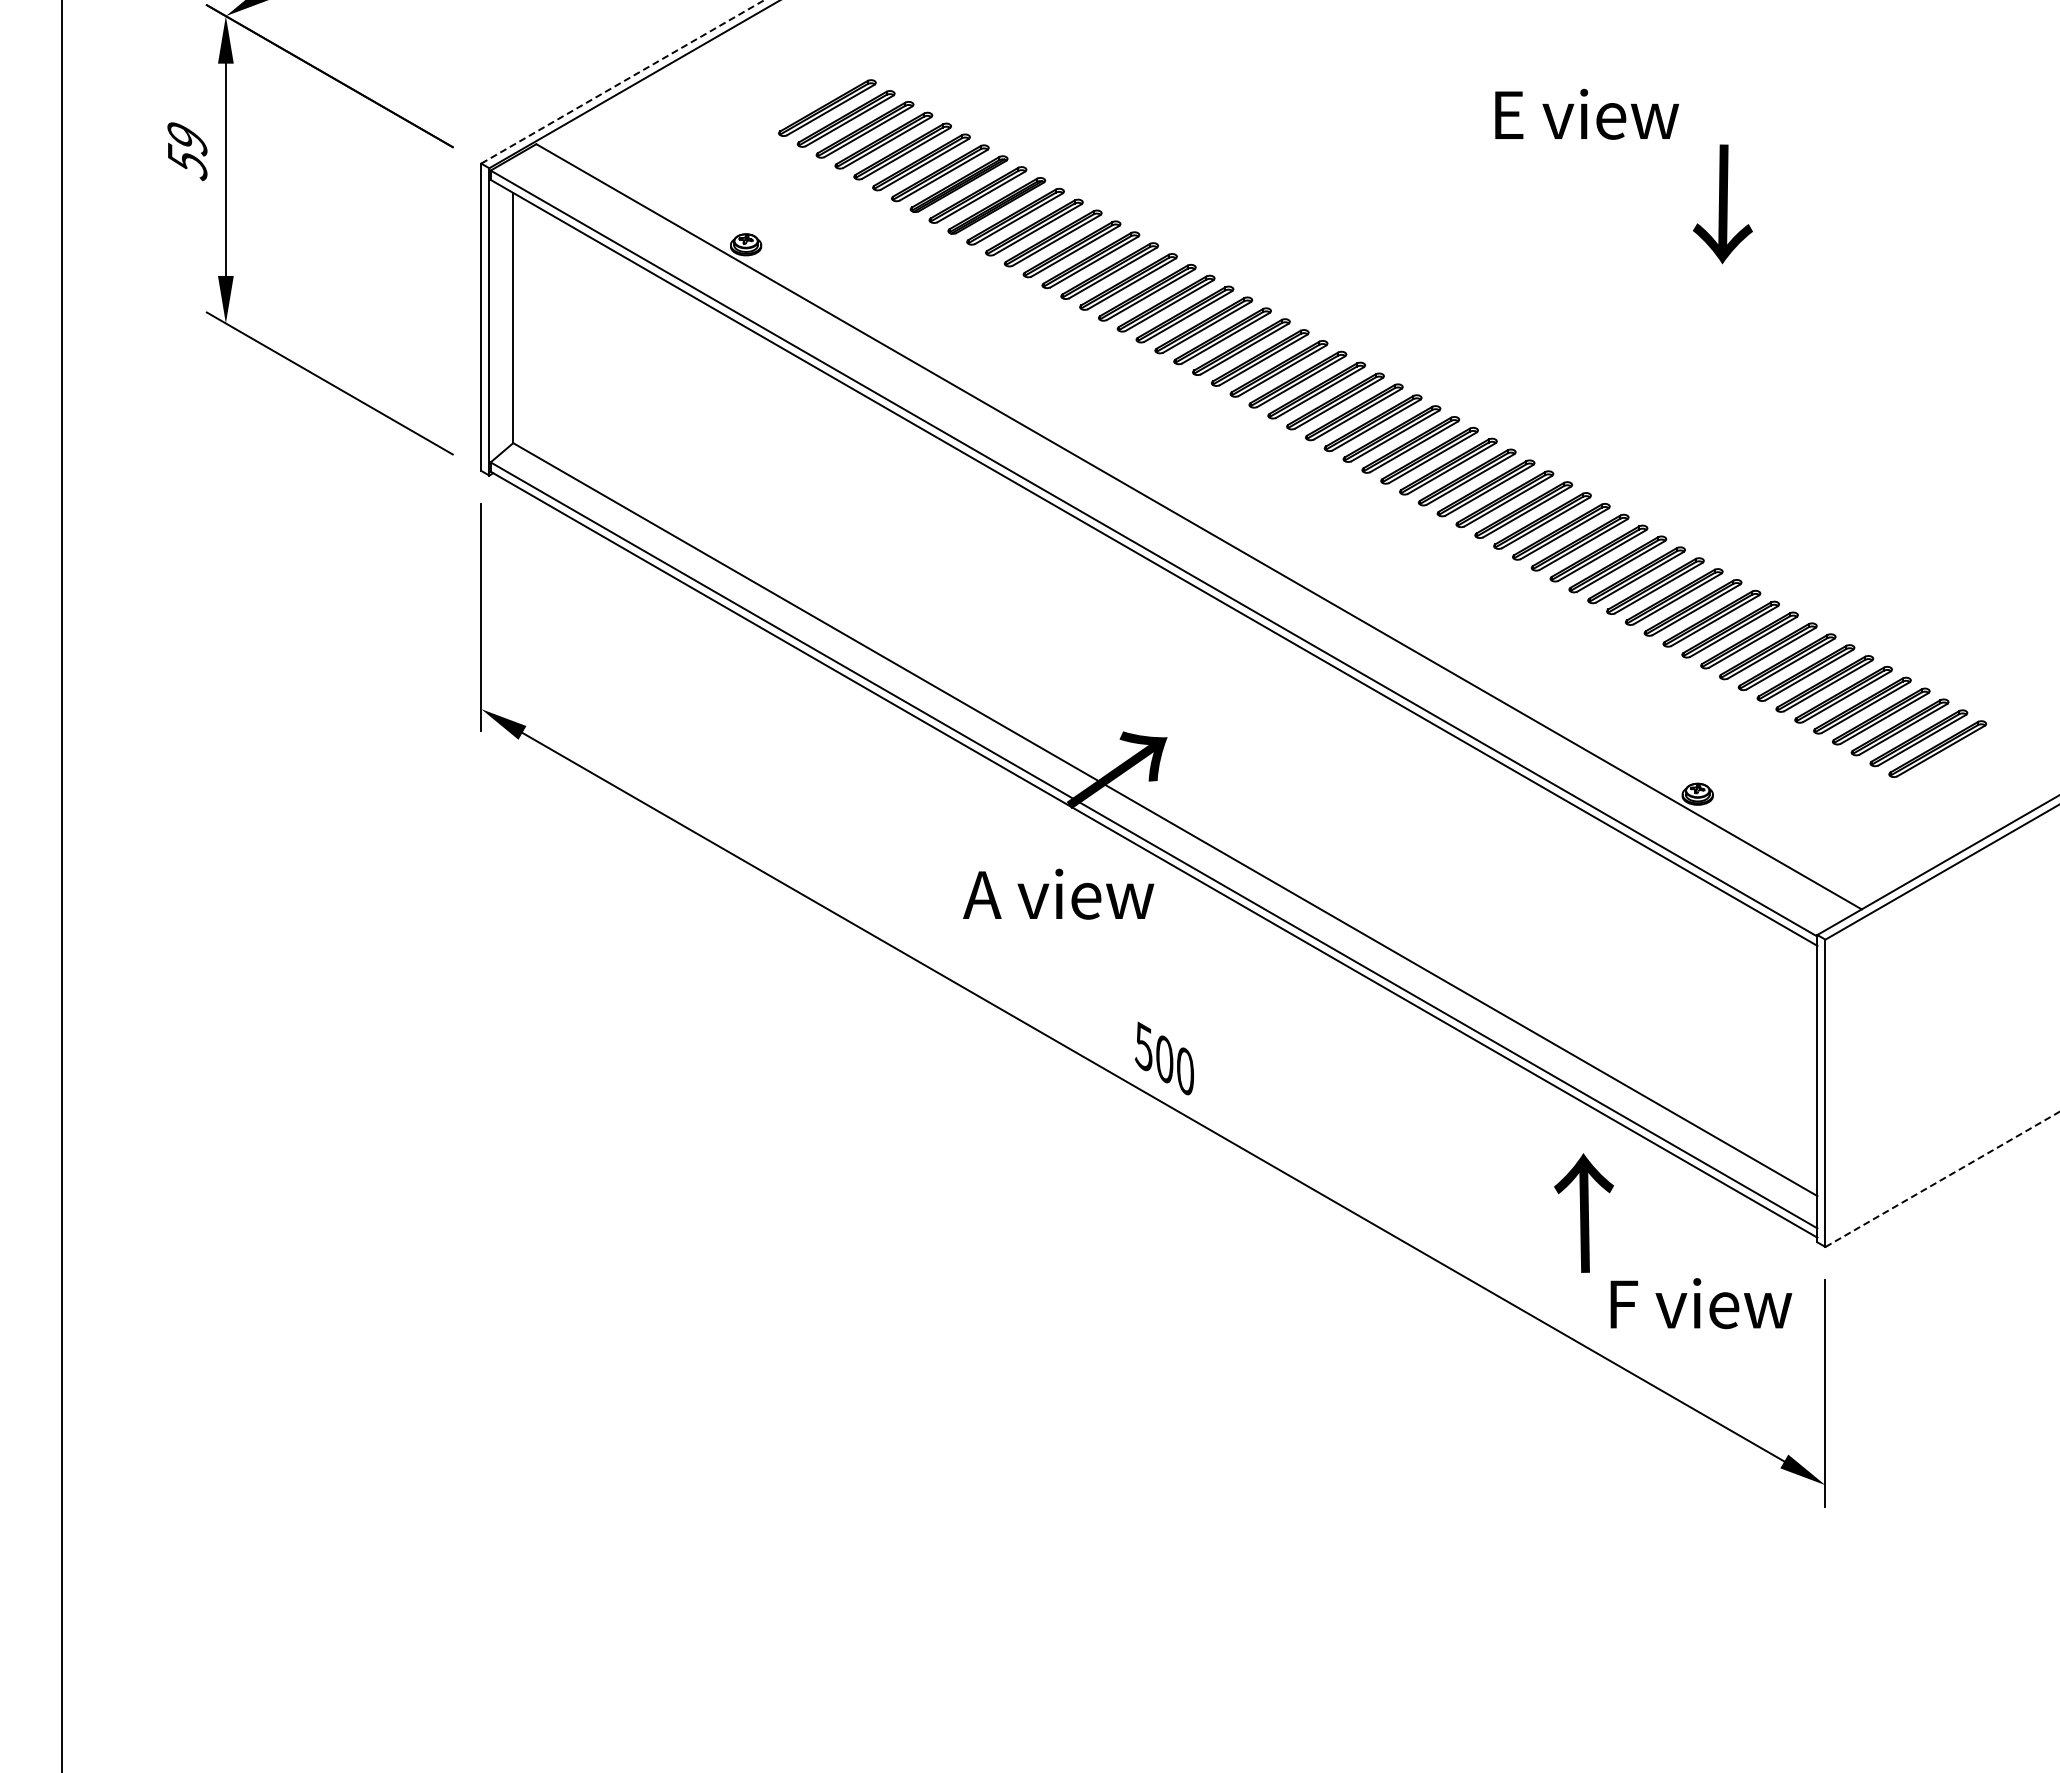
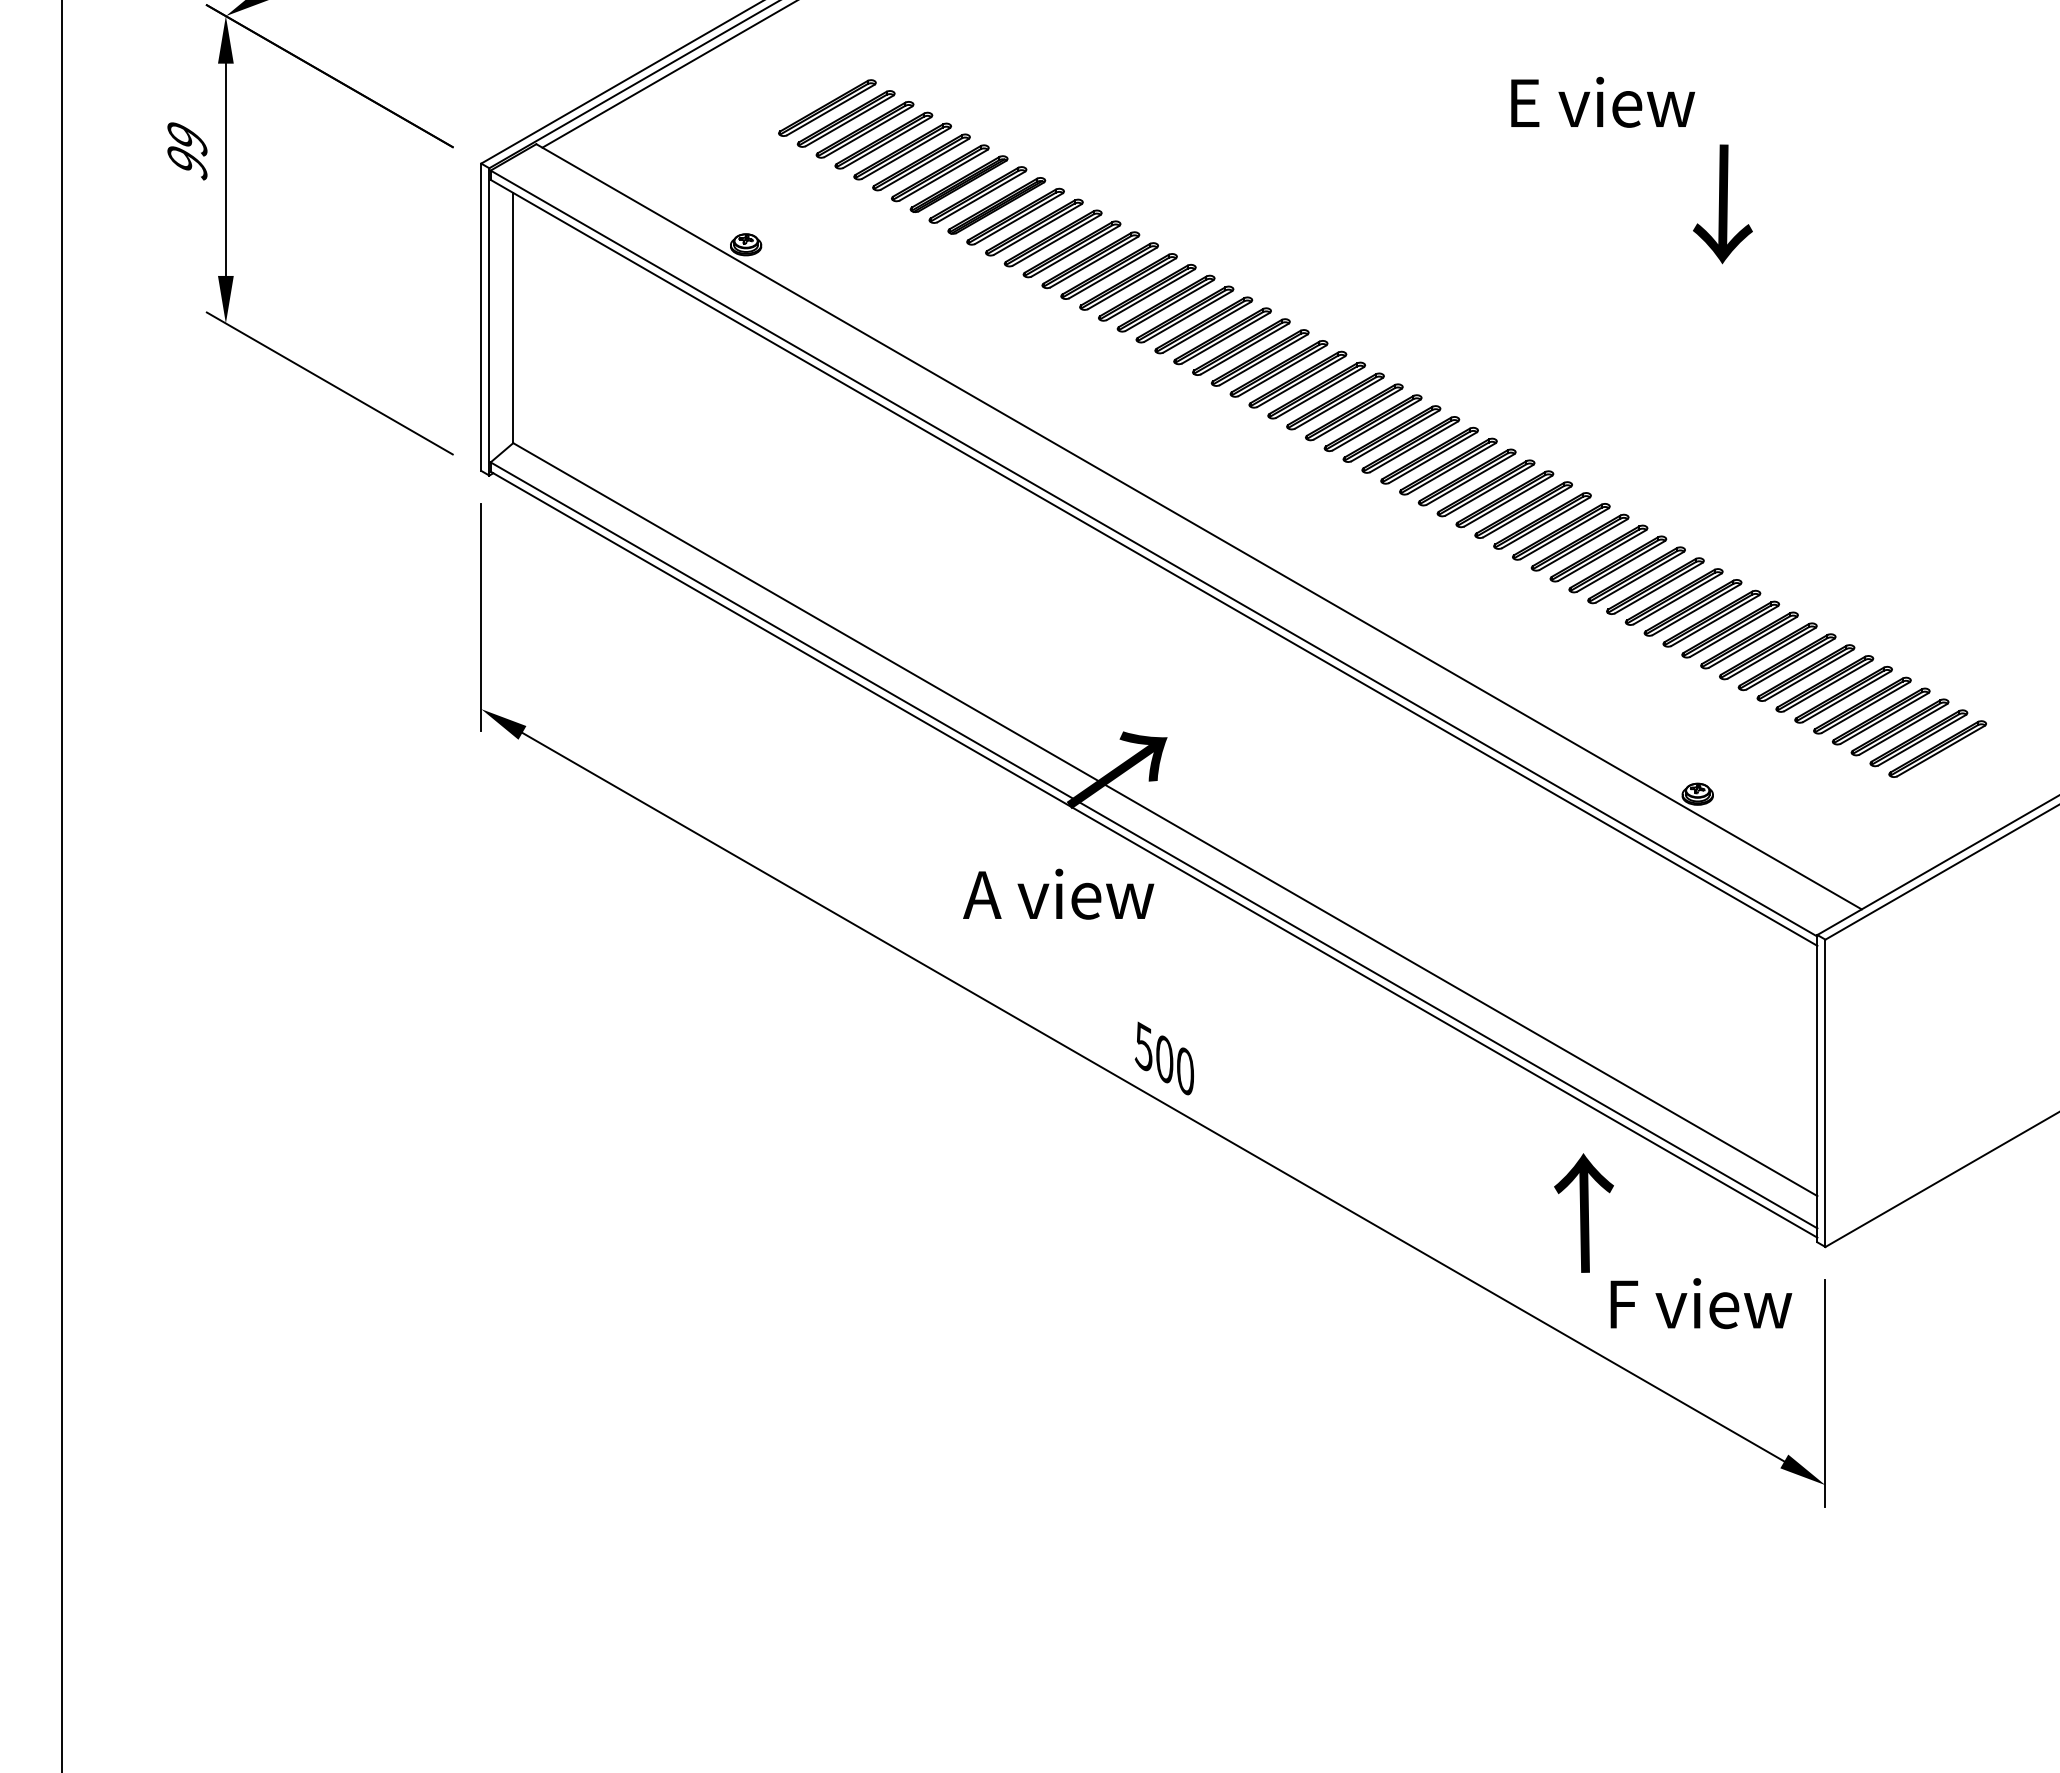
line: none -> present (668, 74)
line: dashed -> solid (623, 81)
text position: (1587, 113) -> (1603, 101) (1603, 101)
text: 59 -> 99 (187, 161)
line: dashed -> solid (1942, 1179)
